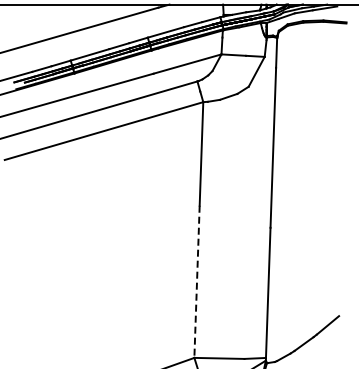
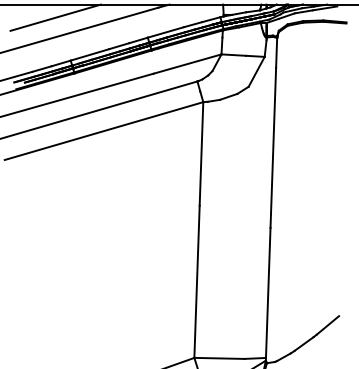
line: none -> present (55, 17)
line: dashed -> solid (197, 282)
